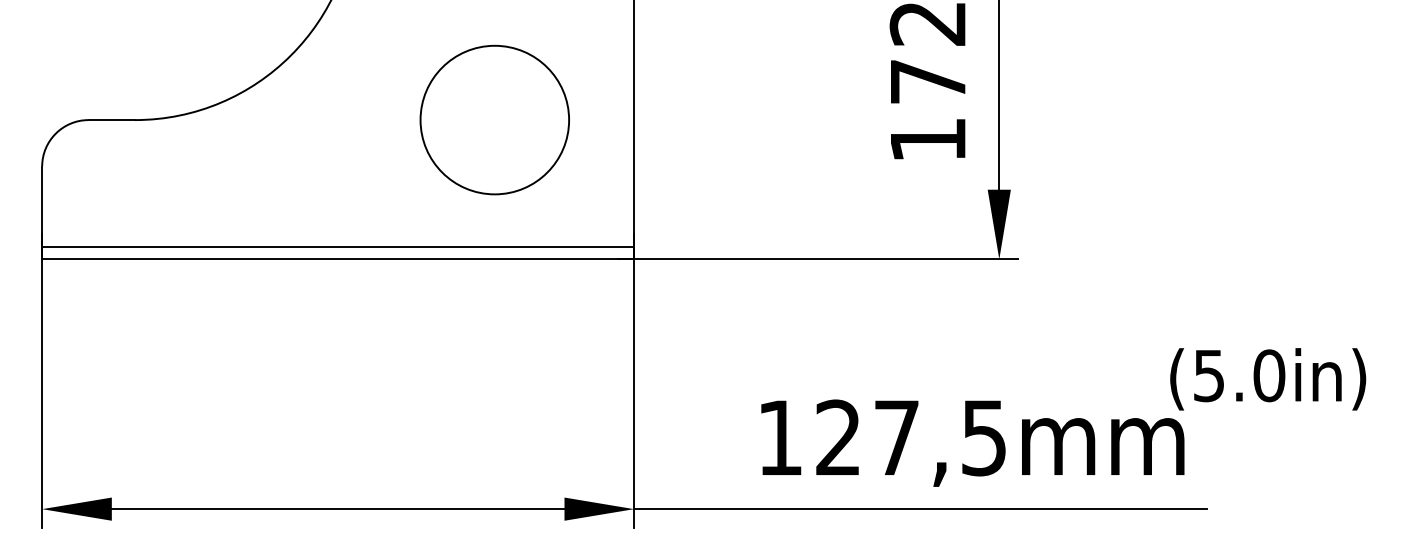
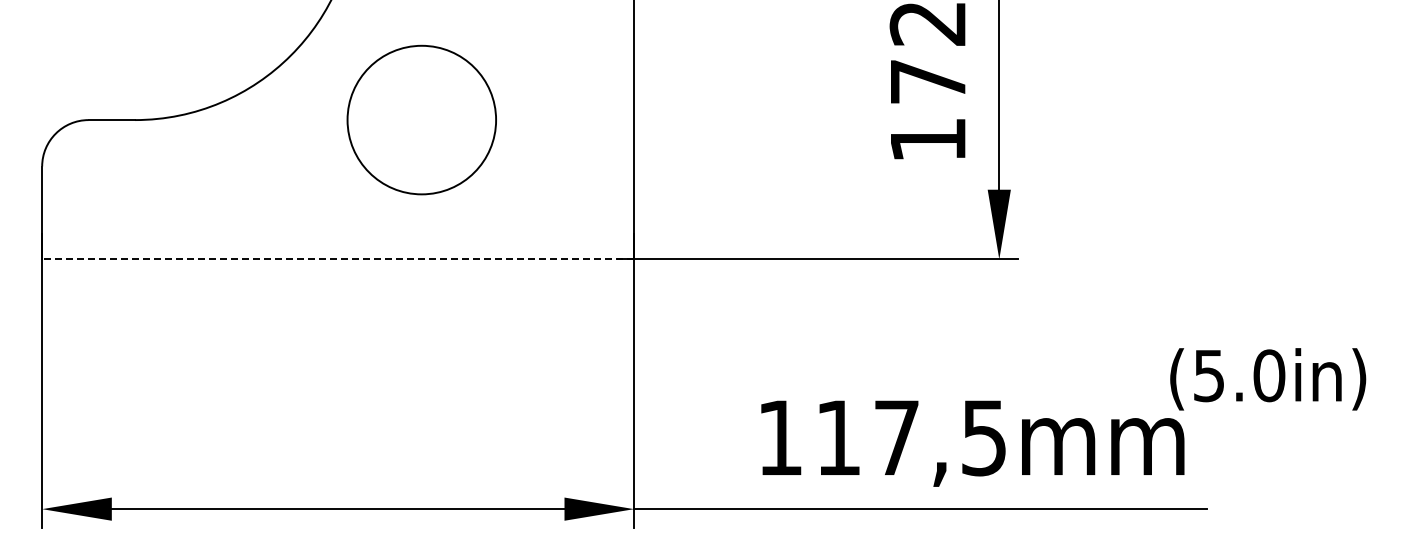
circle position: (494, 119) -> (421, 119) (421, 119)
line: present -> none (338, 247)
line: solid -> dashed (338, 259)
text: 127,5mm -> 117,5mm (837, 436)
